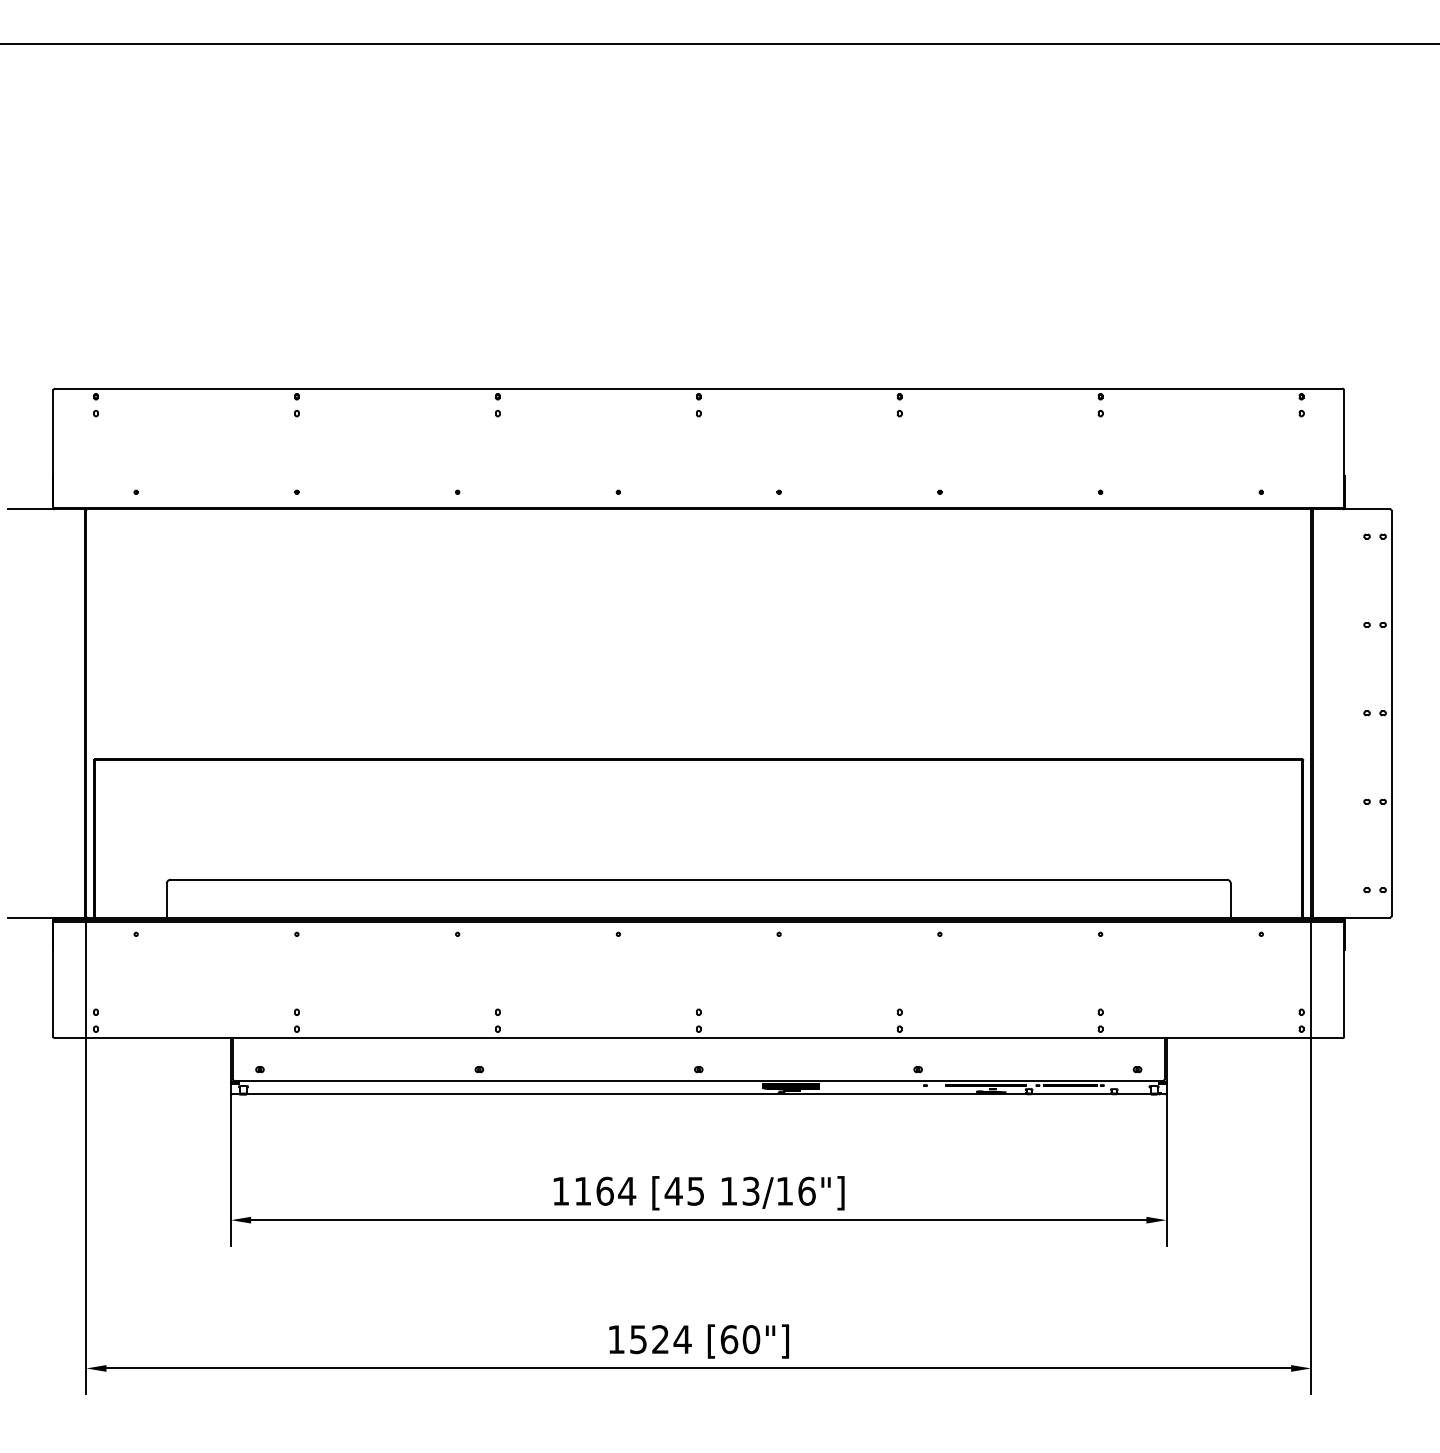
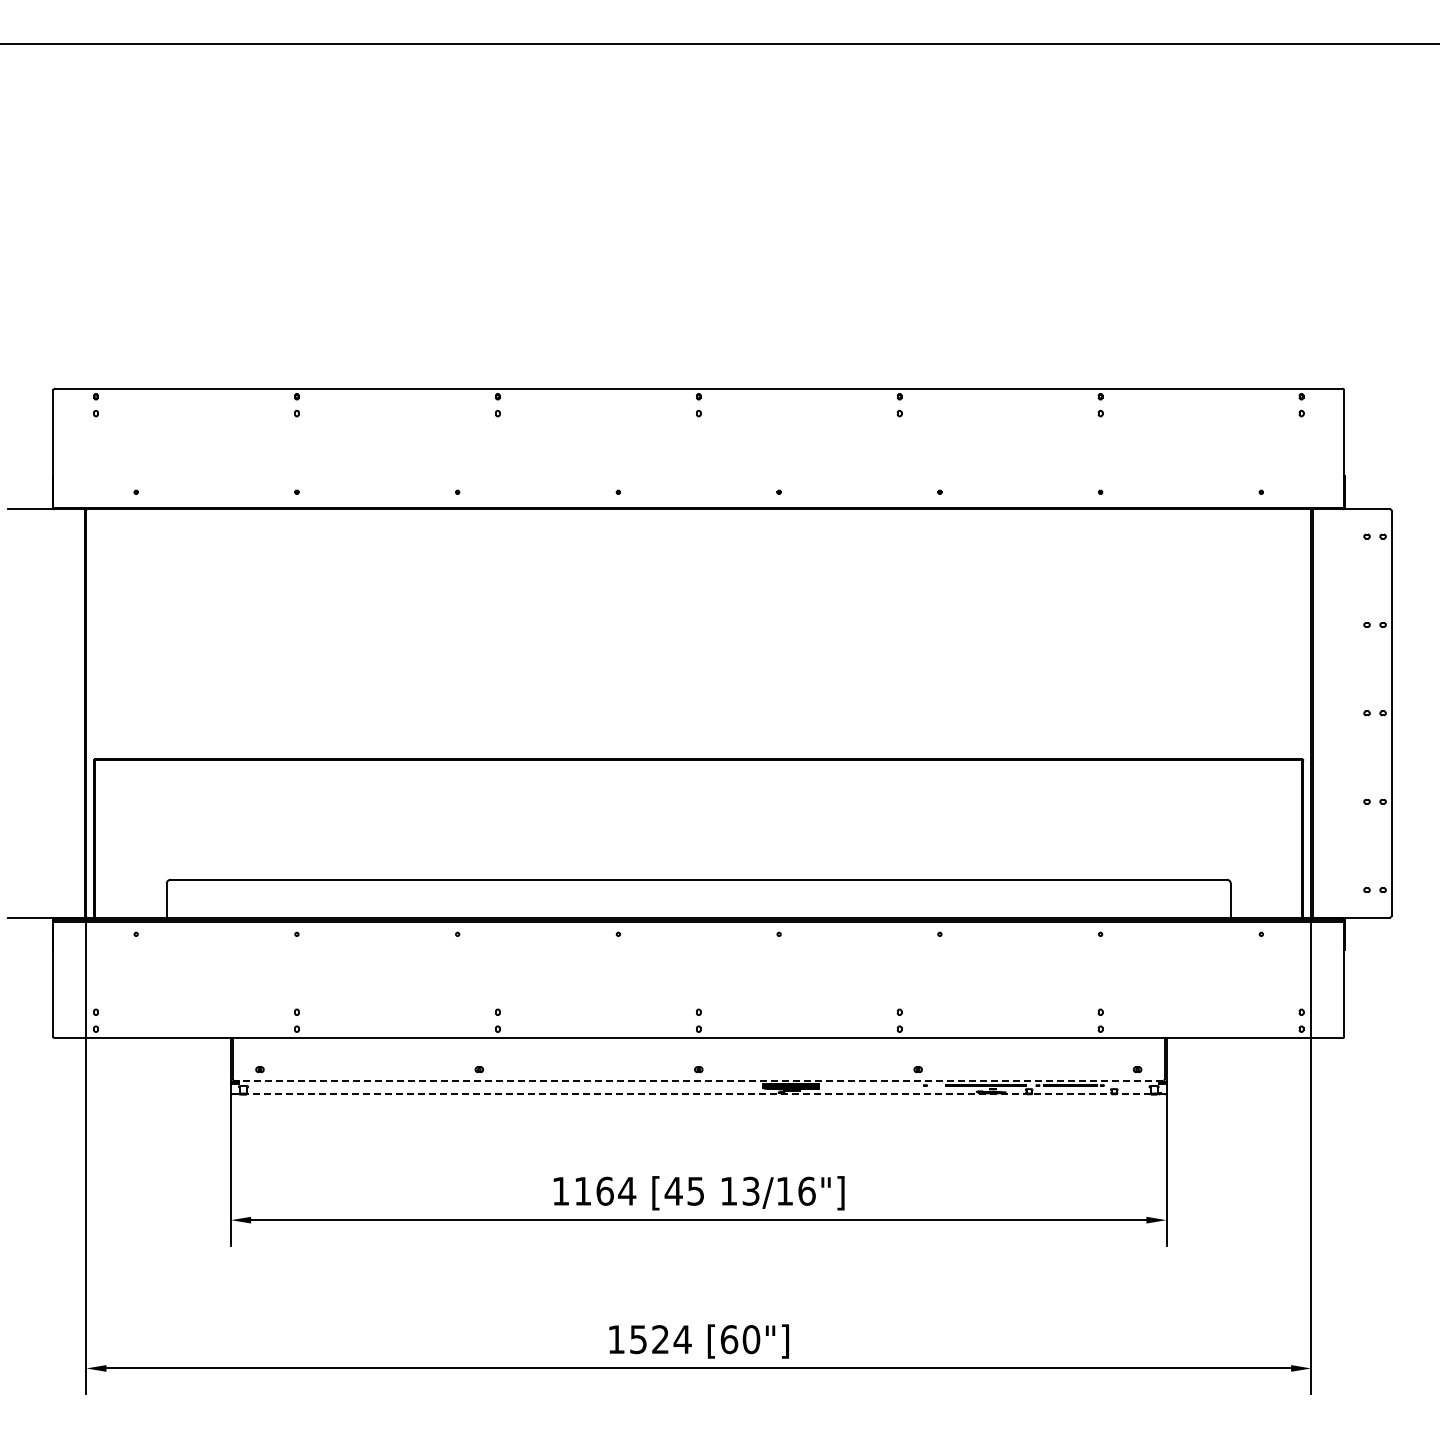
line: solid -> dashed (698, 1080)
line: solid -> dashed (698, 1094)
